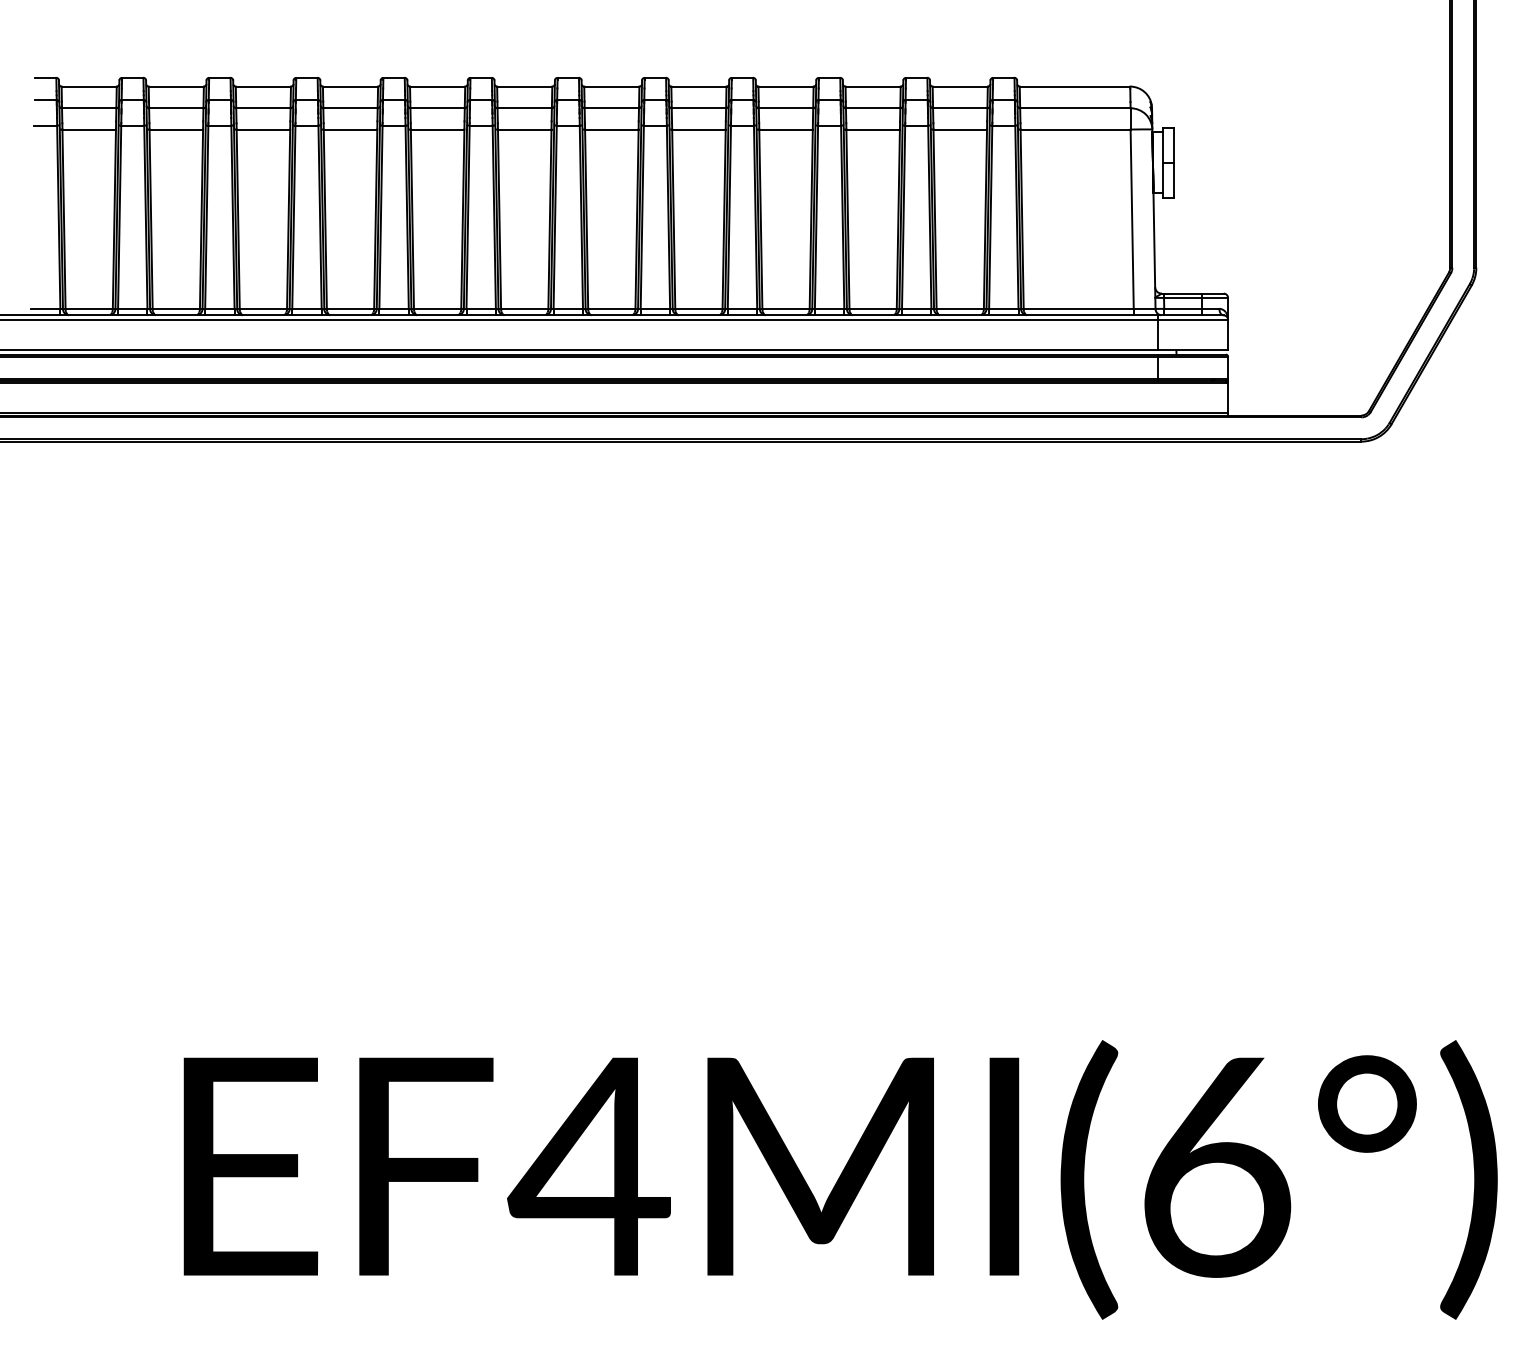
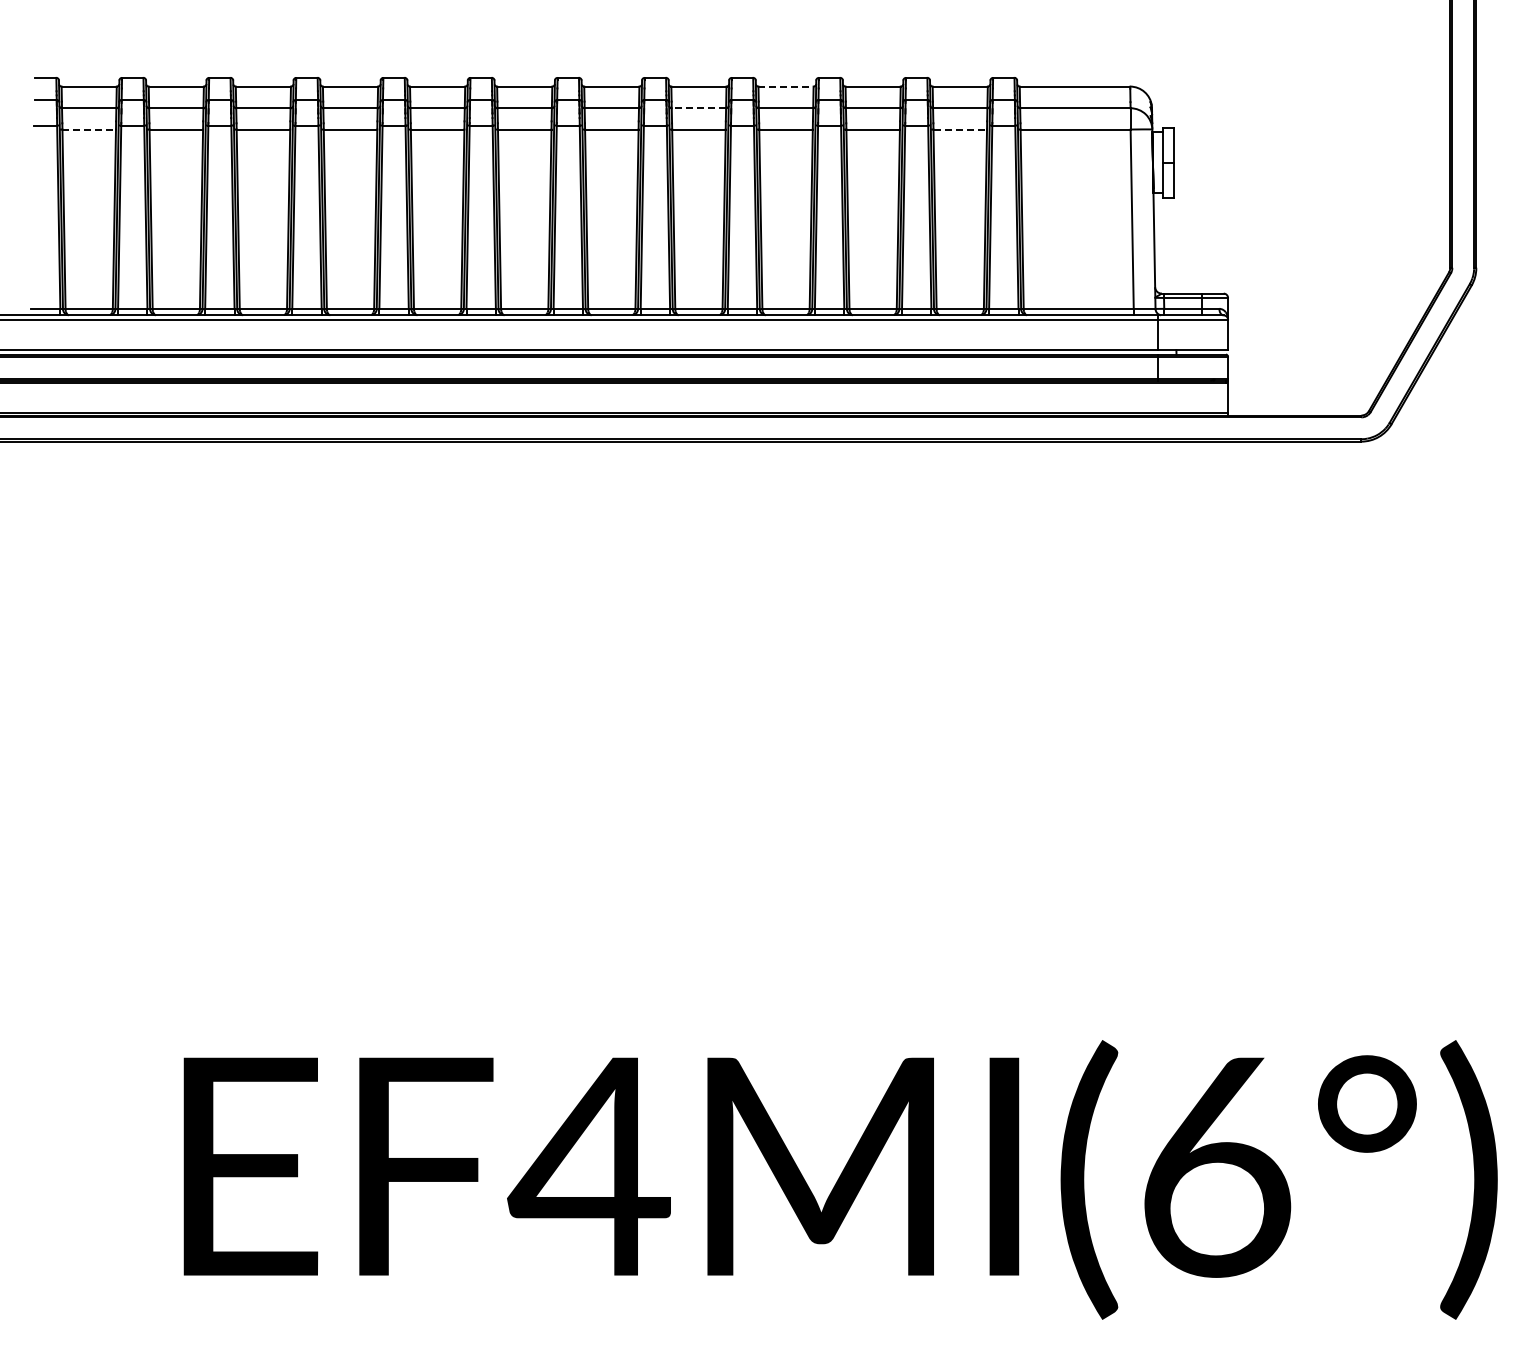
line: solid -> dashed (786, 86)
line: solid -> dashed (698, 108)
line: solid -> dashed (89, 129)
line: solid -> dashed (960, 129)
